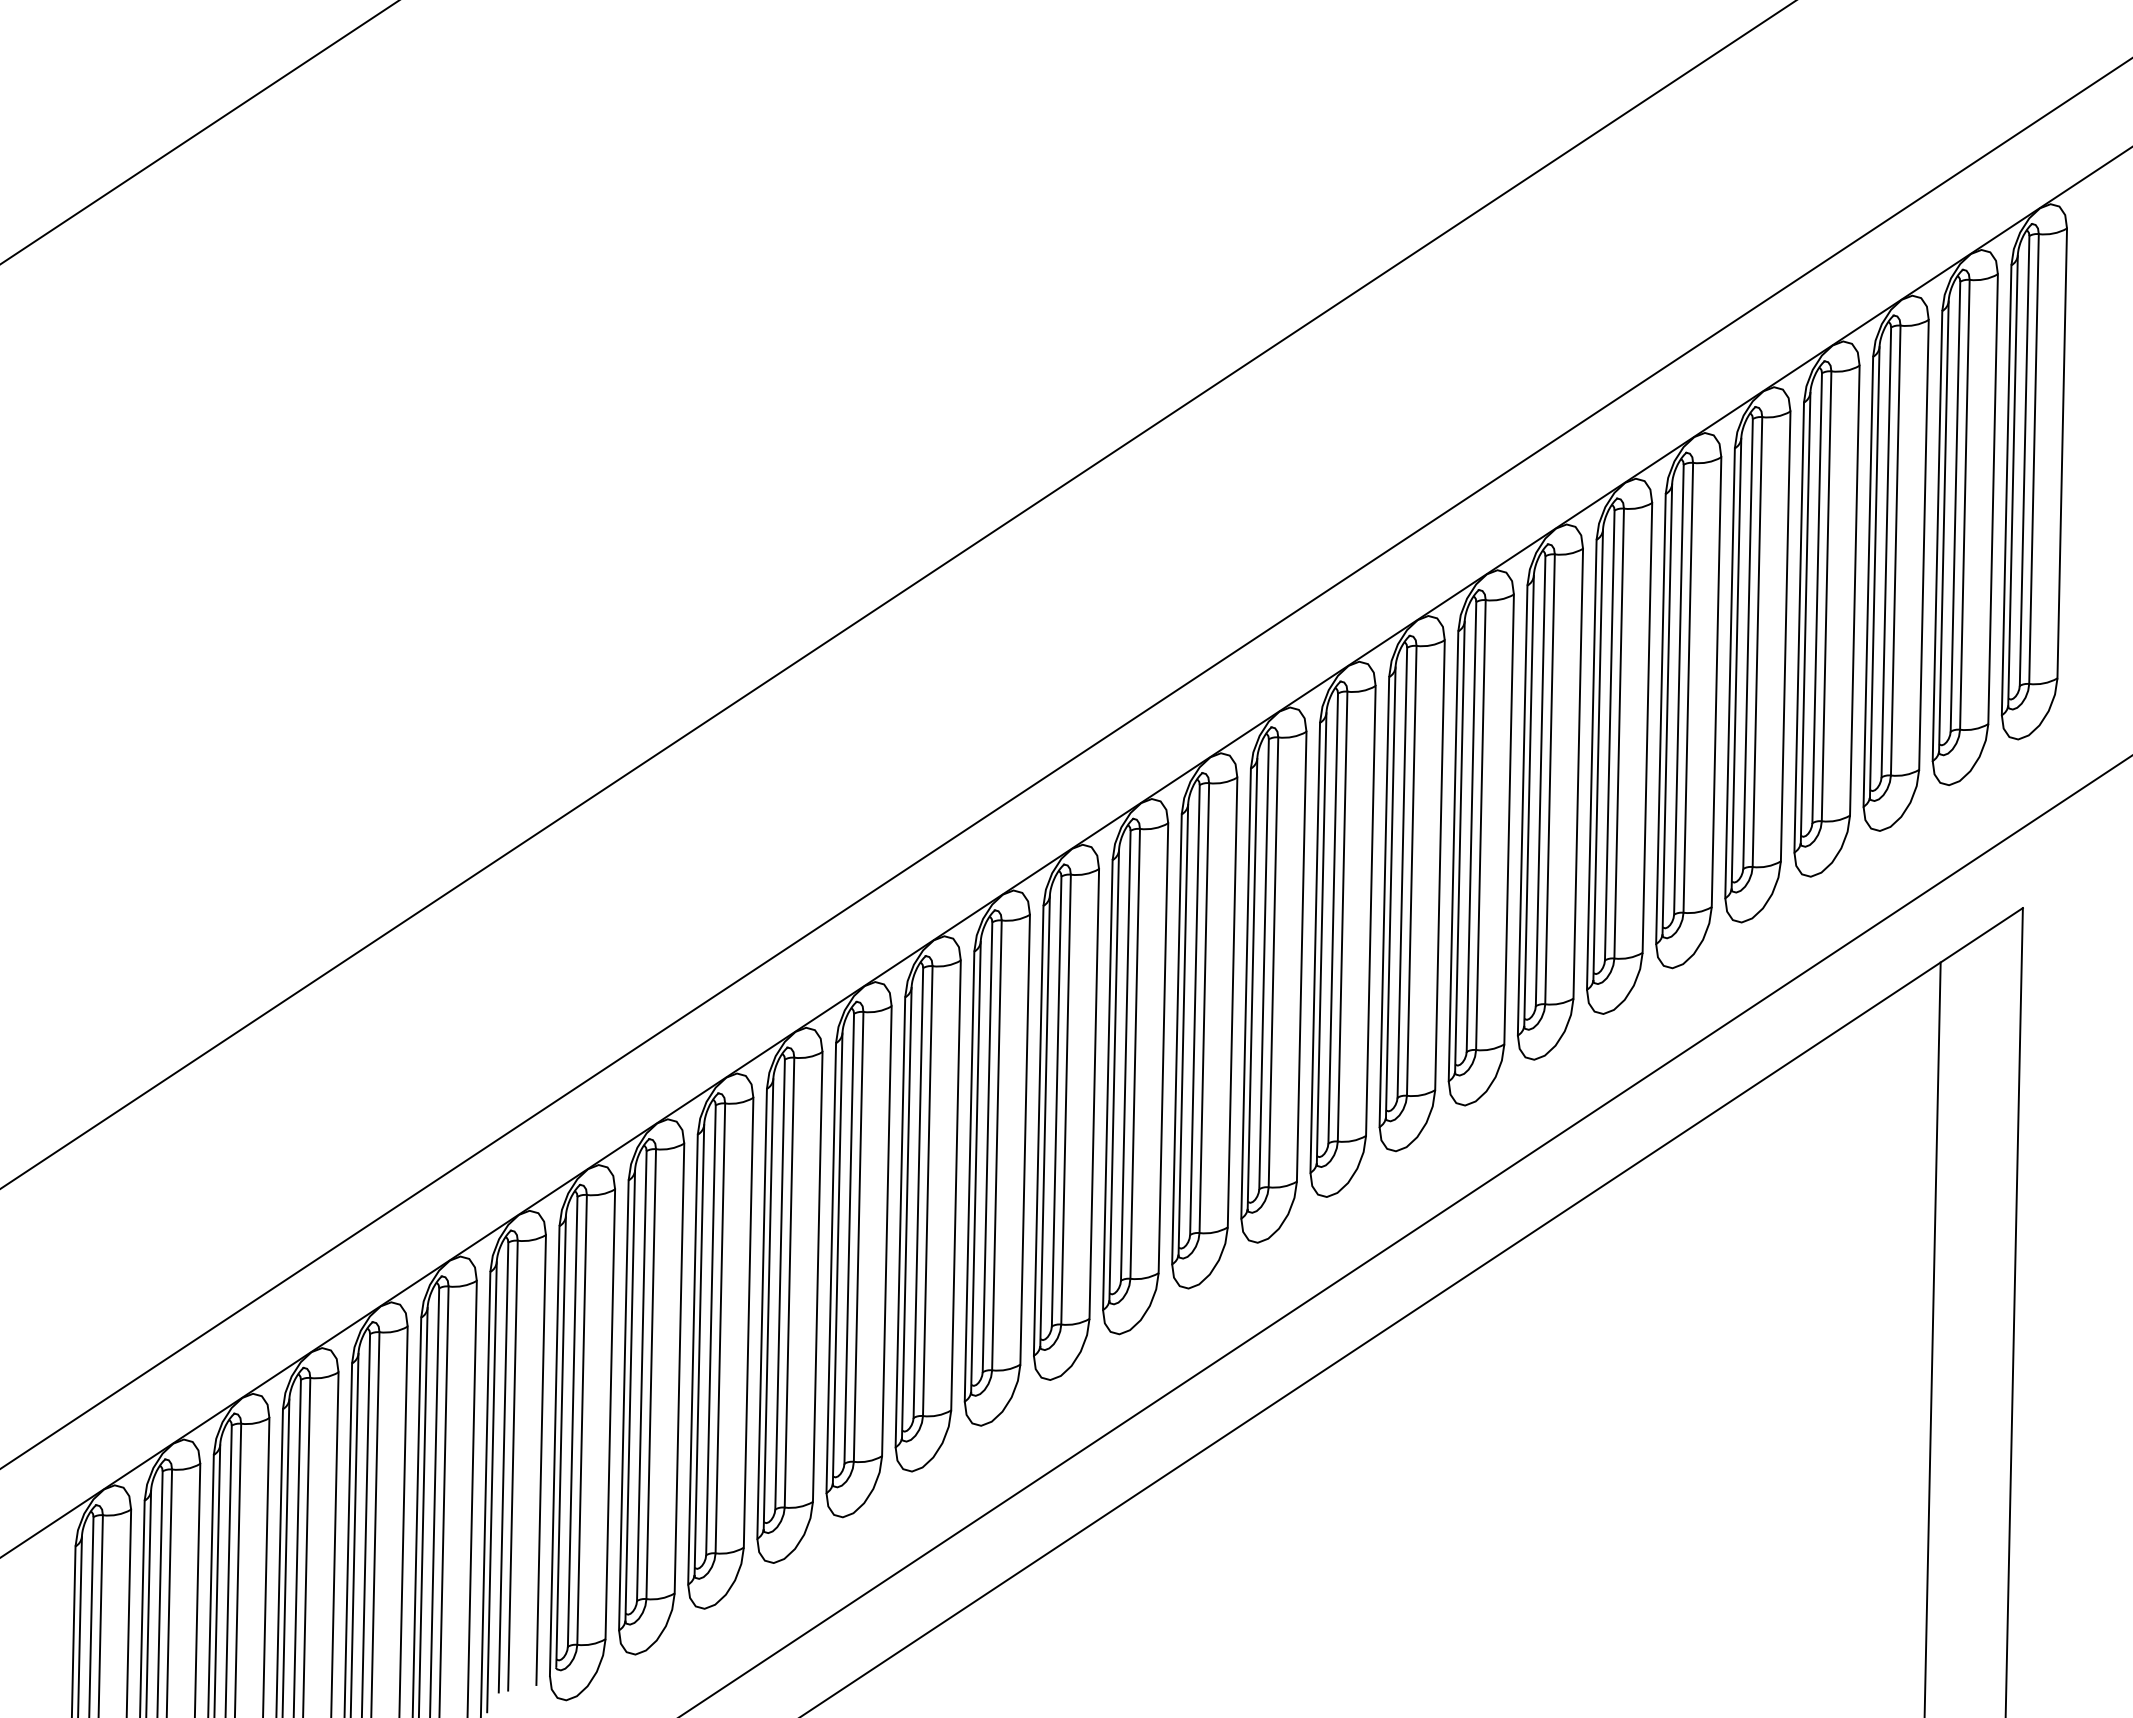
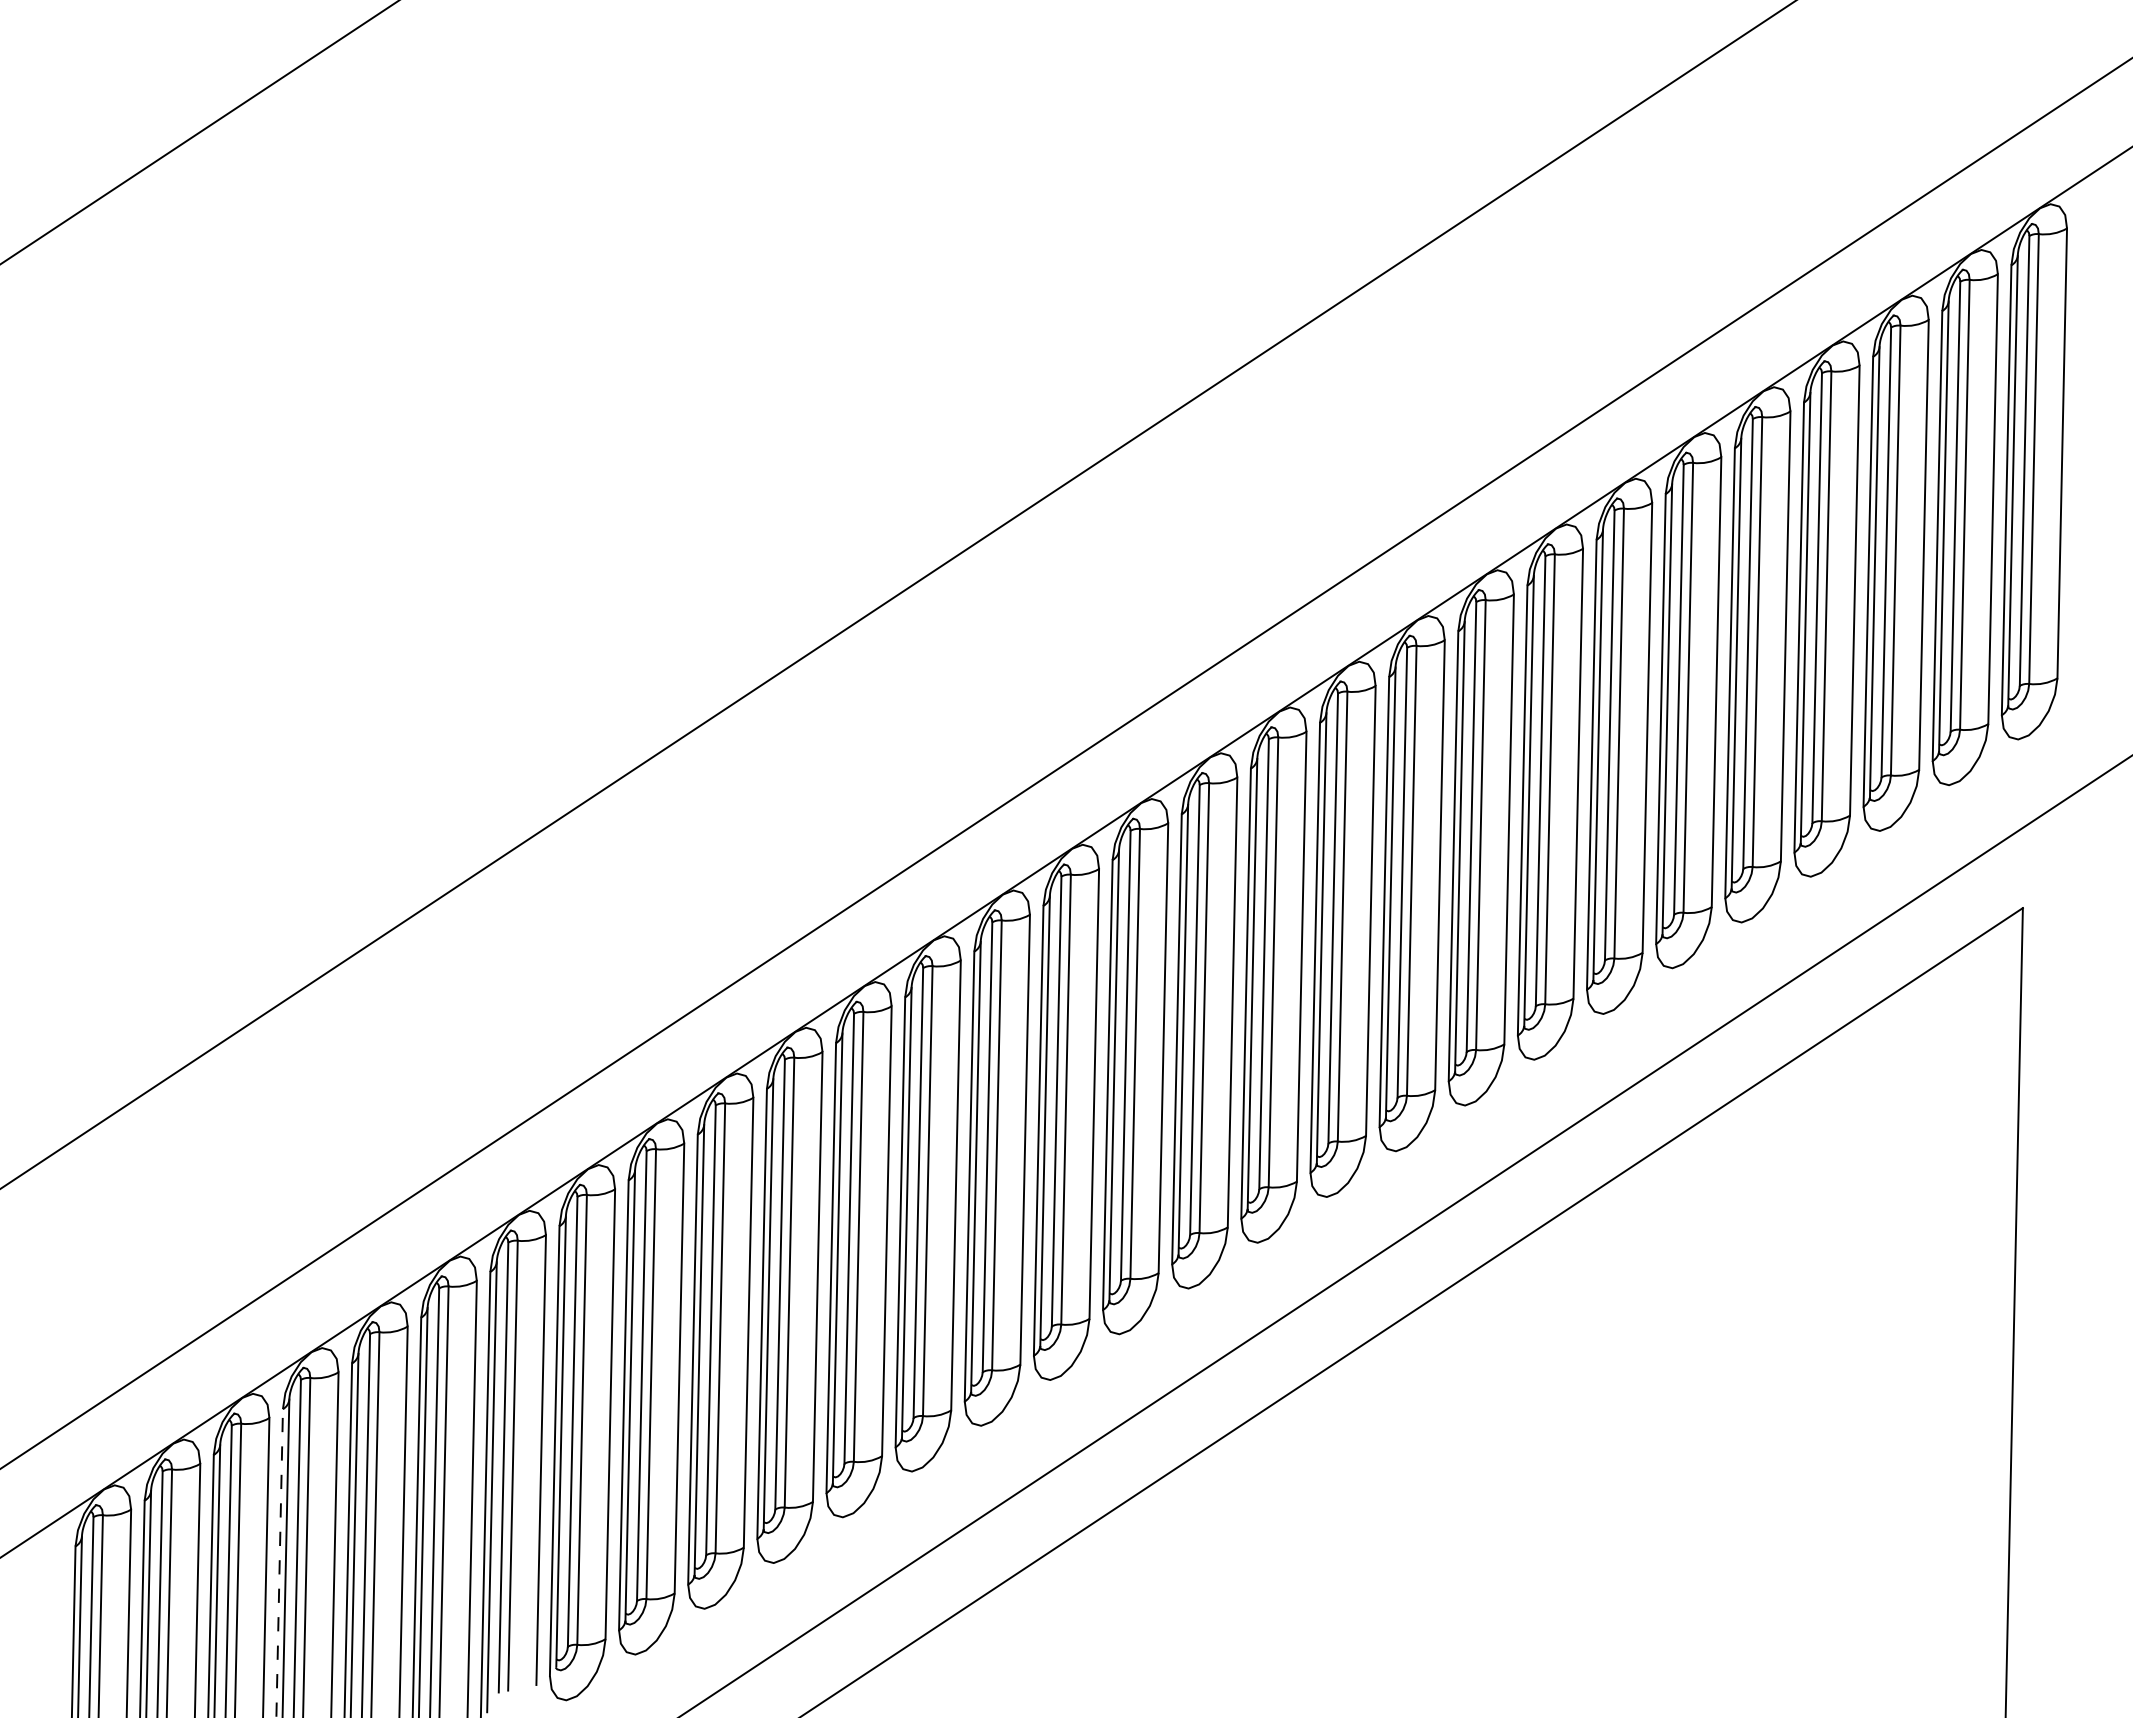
line: present -> none (1932, 1338)
line: solid -> dashed (279, 1563)
